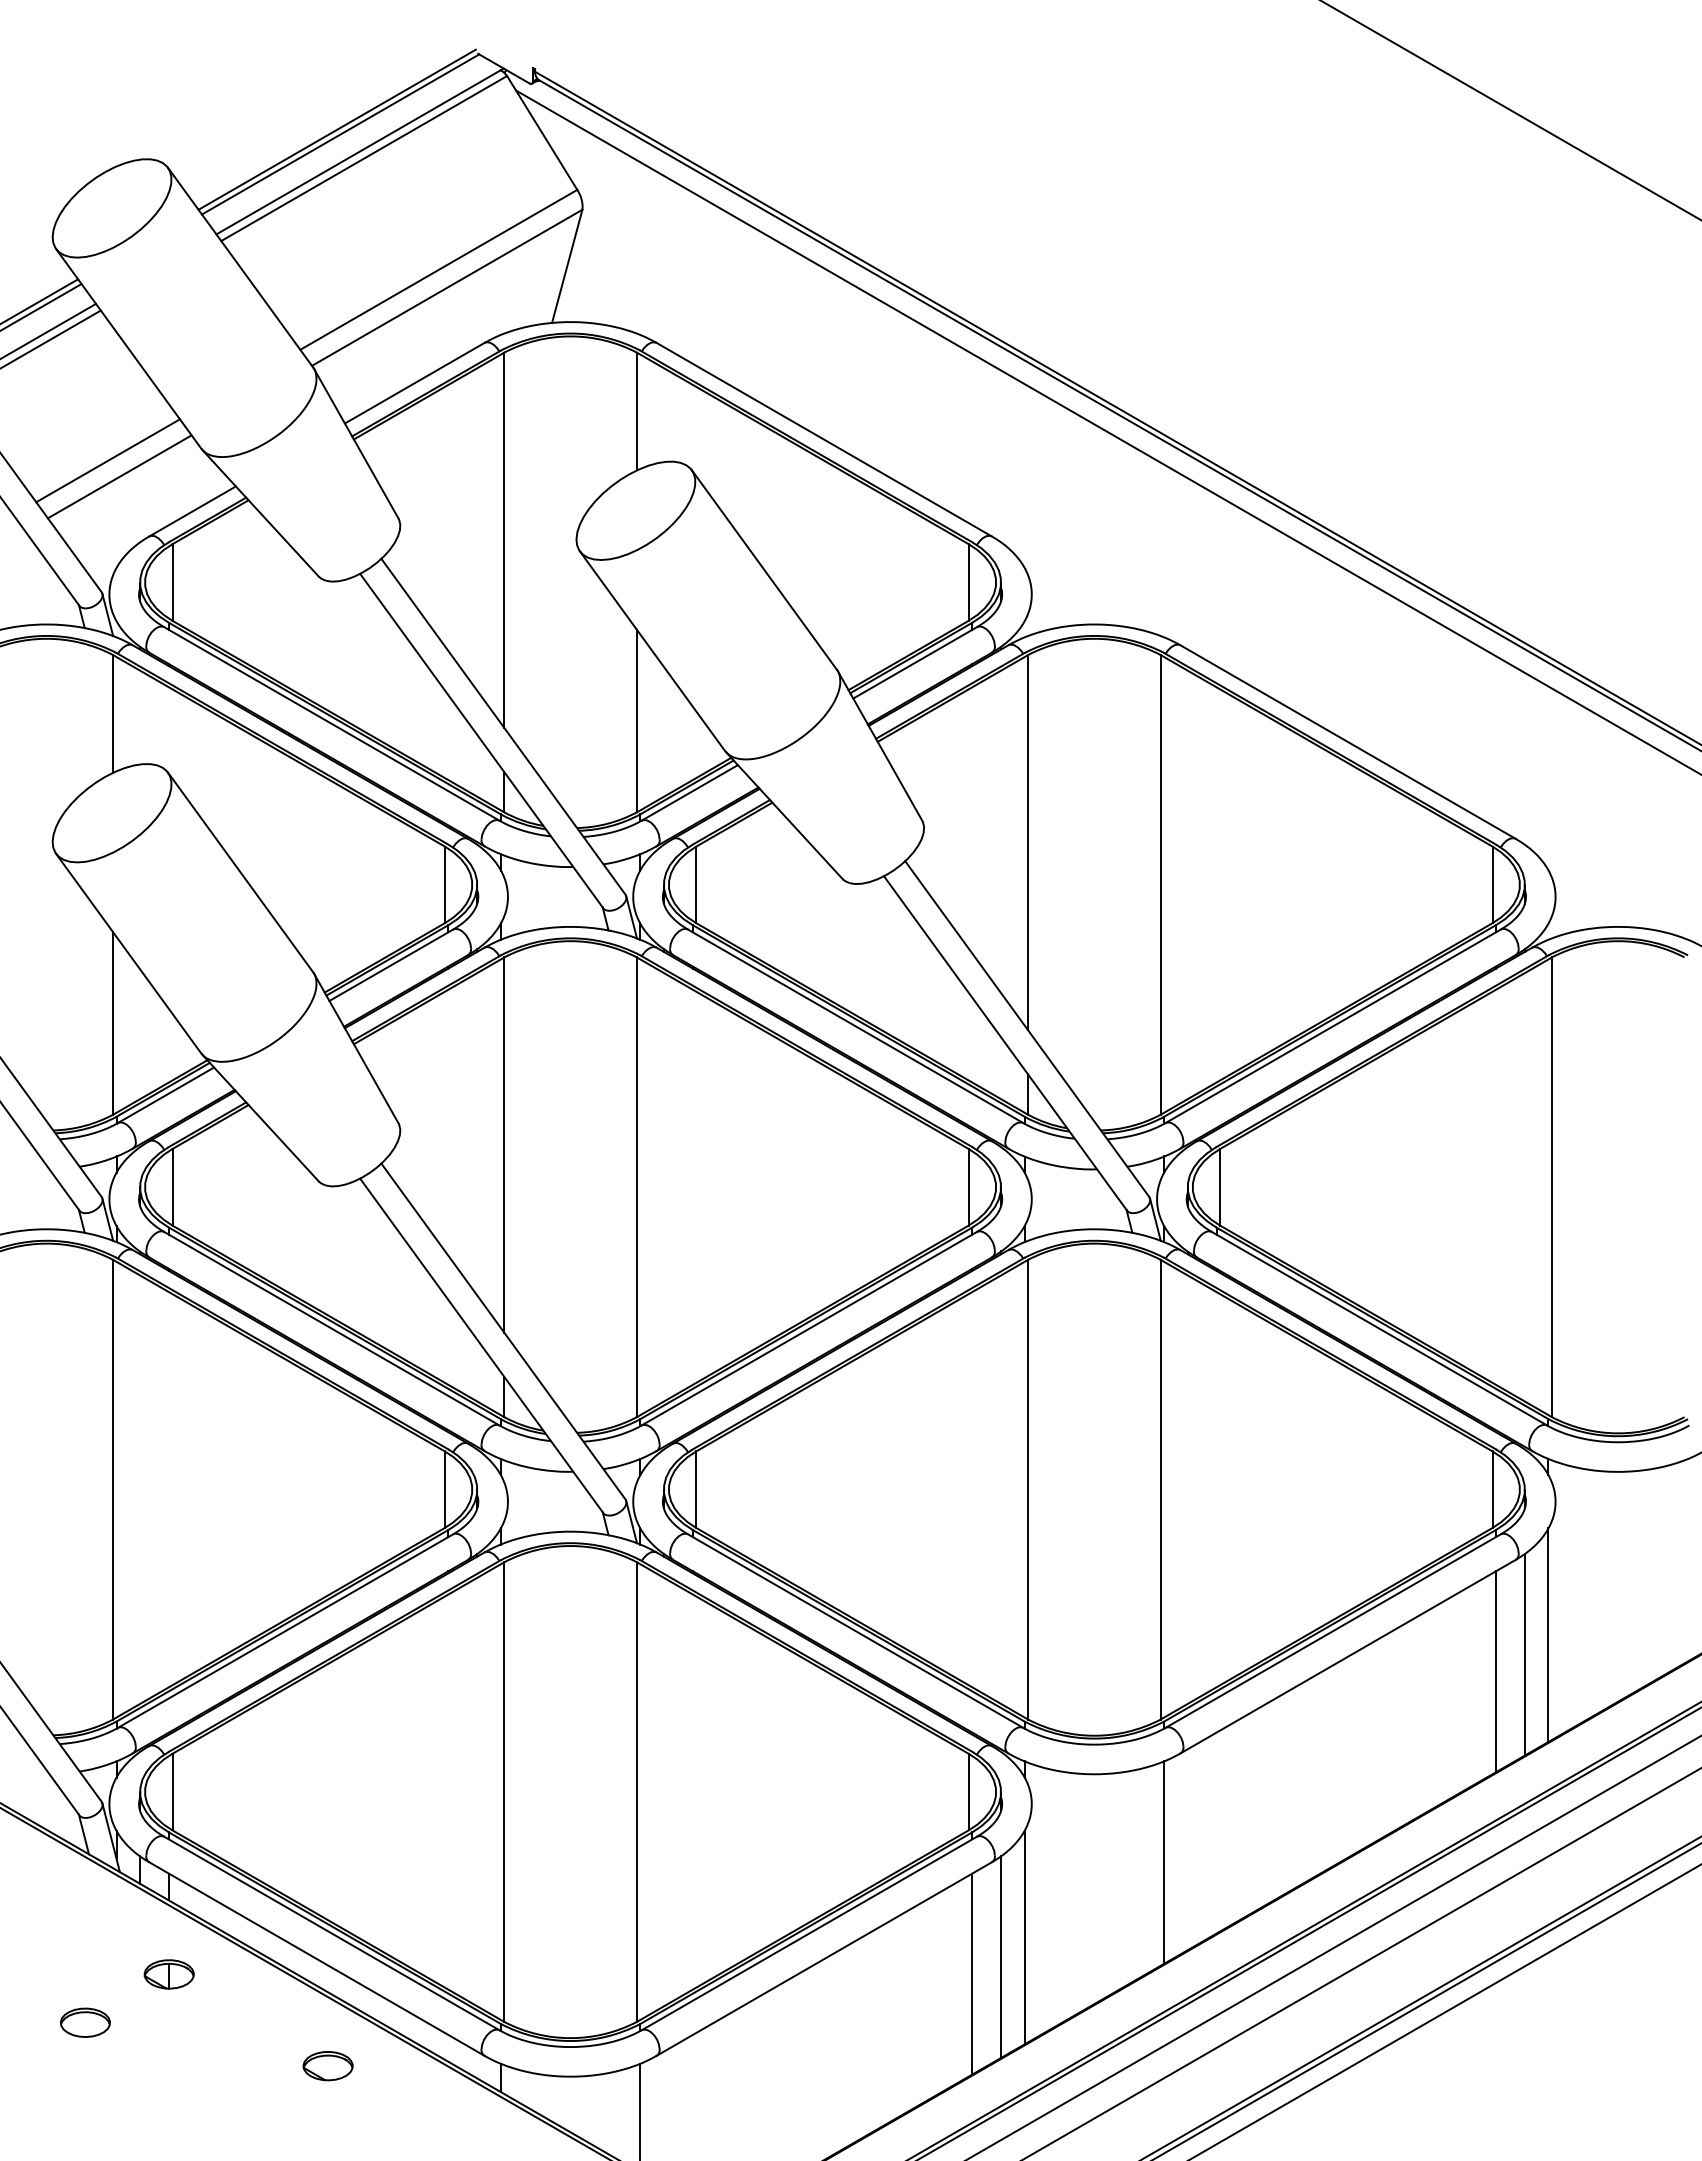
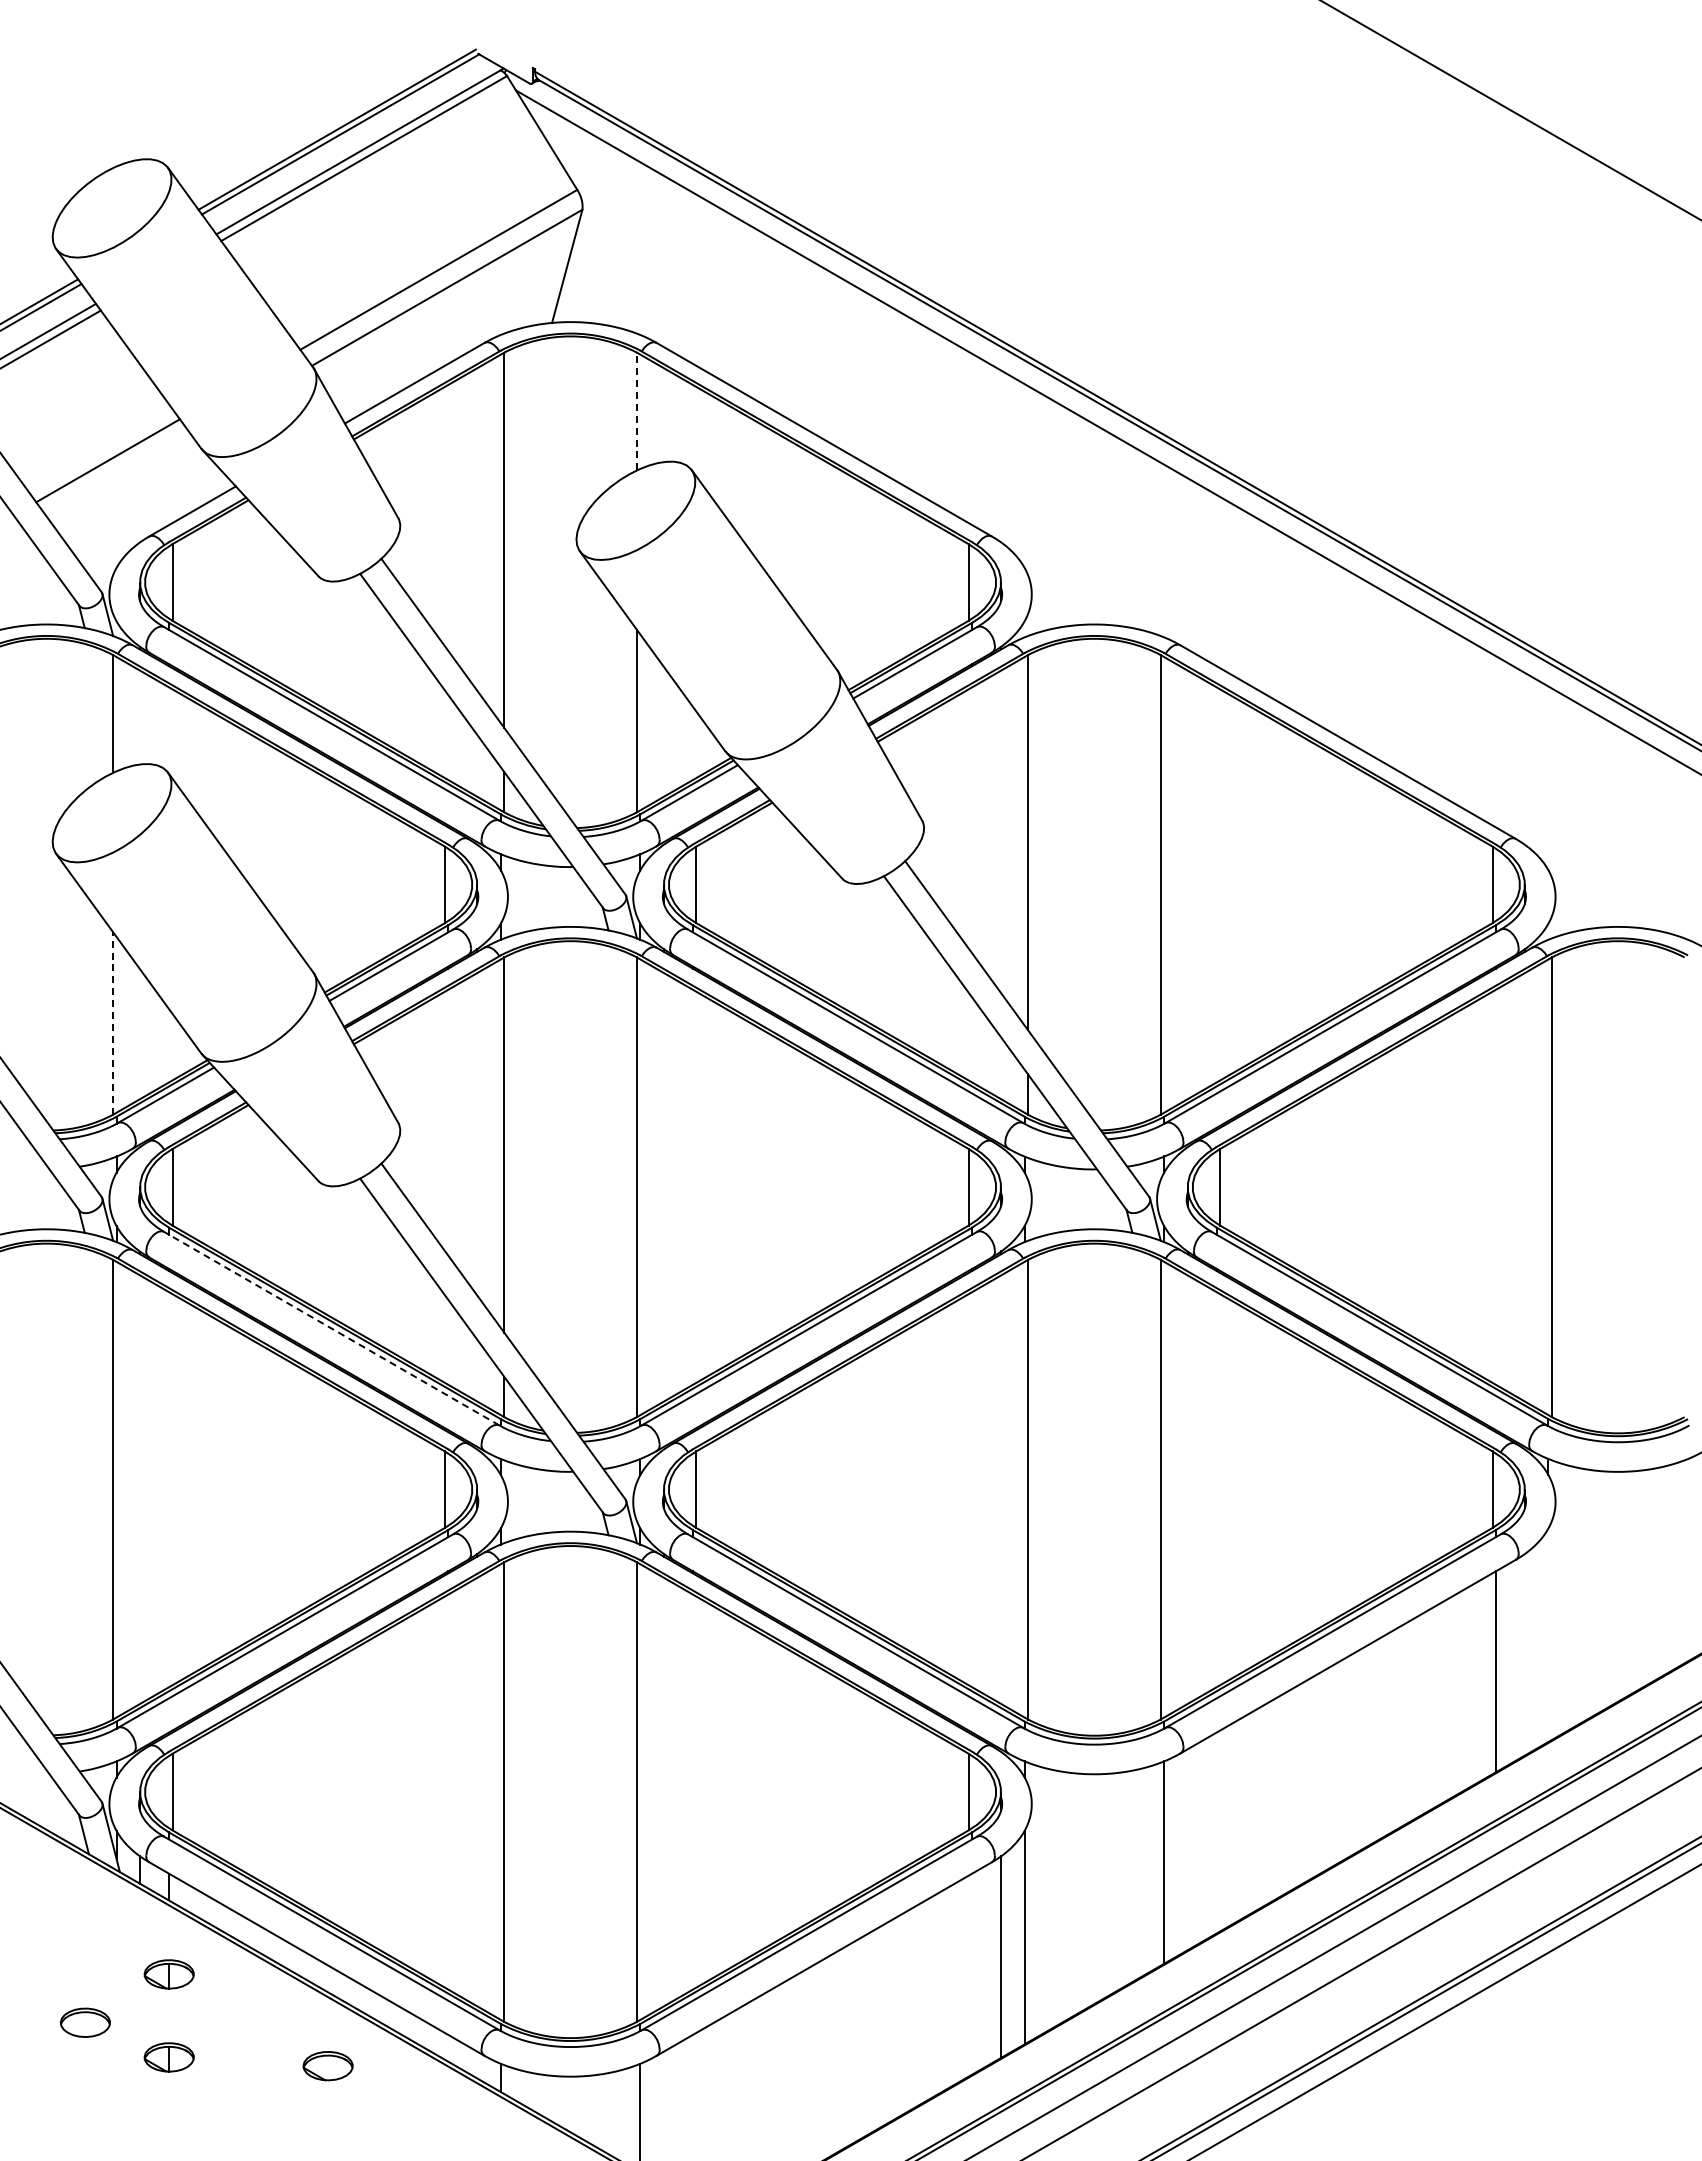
line: solid -> dashed (636, 411)
line: present -> none (119, 476)
line: solid -> dashed (113, 1022)
line: solid -> dashed (331, 1328)
line: present -> none (1548, 1635)
line: present -> none (1524, 1654)
line: present -> none (972, 1973)
part: none -> present (168, 2057)
